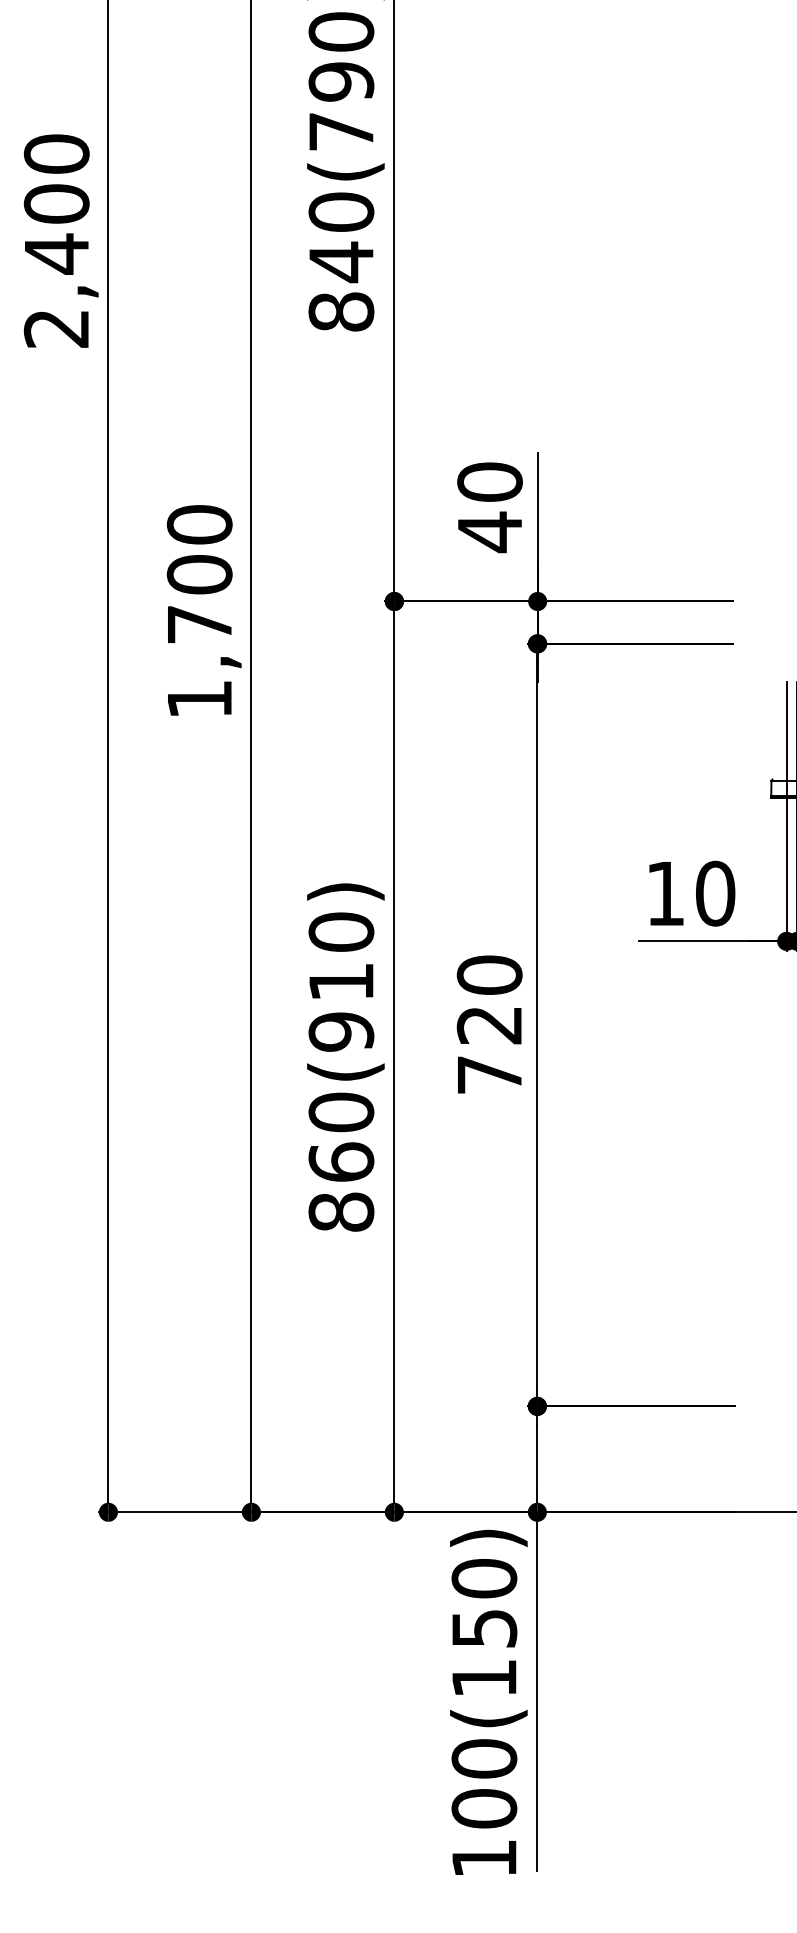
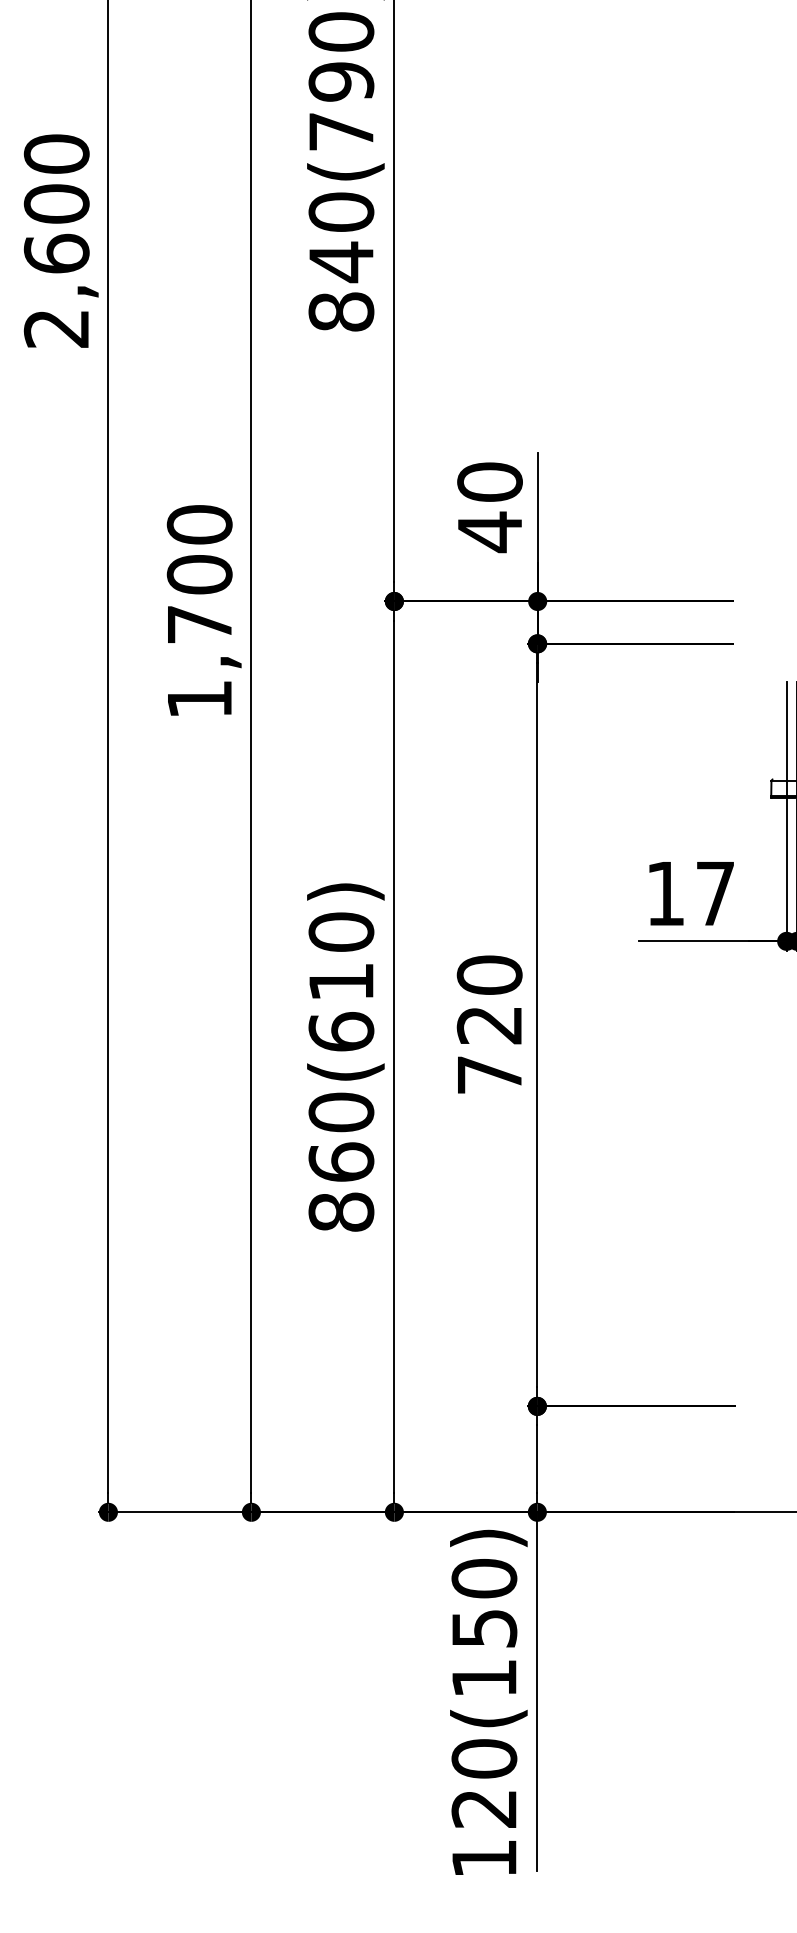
text: 2,400 -> 2,600 (56, 253)
text: 10 -> 17 (715, 893)
text: 860(910) -> 860(610) (341, 1031)
text: 100(150) -> 120(150) (484, 1808)
